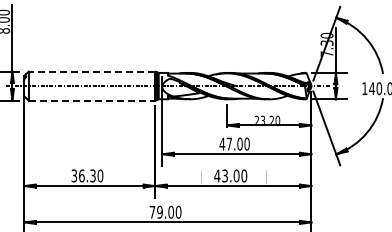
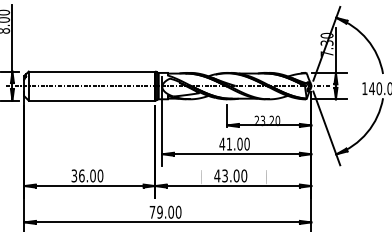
line: dashed -> solid (91, 71)
line: dashed -> solid (92, 100)
text: 47.00 -> 41.00 (228, 143)
text: 36.30 -> 36.00 (92, 175)
